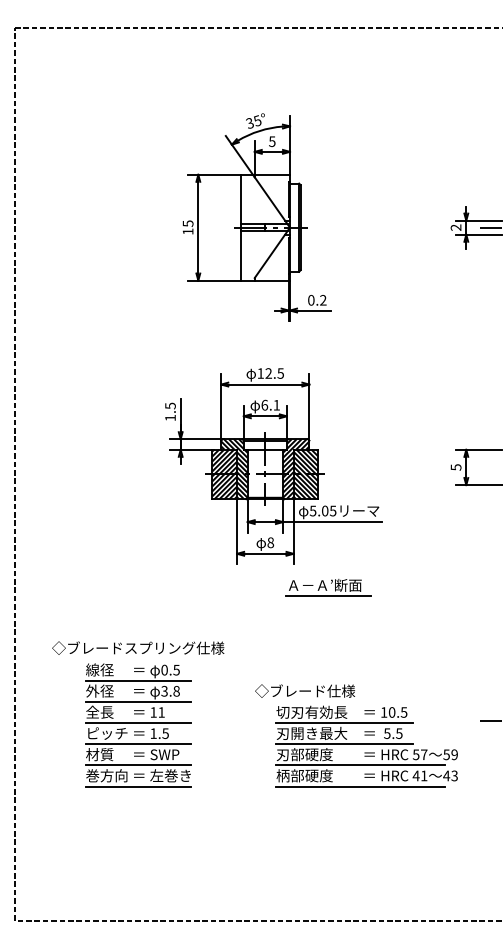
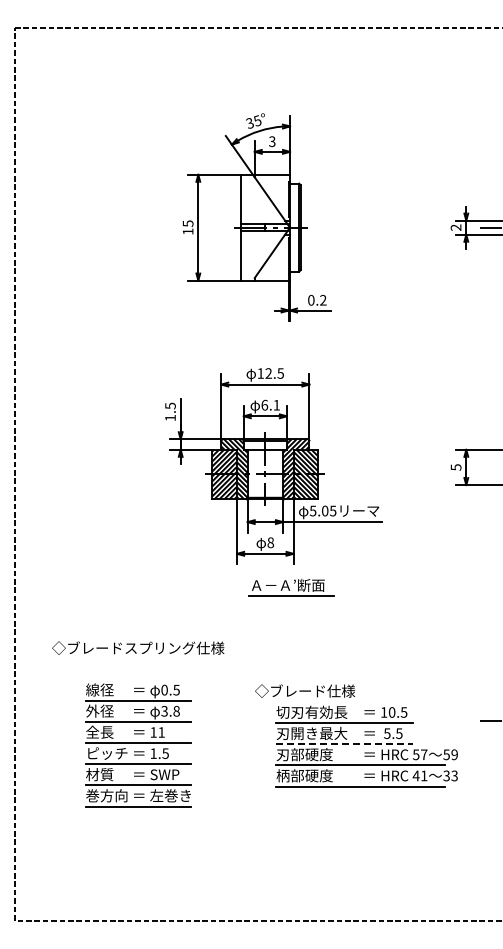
text: 5 -> 3 (272, 141)
part position: (328, 587) -> (291, 587) (291, 587)
part position: (138, 725) -> (138, 745) (138, 745)
line: solid -> dashed (344, 744)
text: 43 -> 33 (446, 775)
